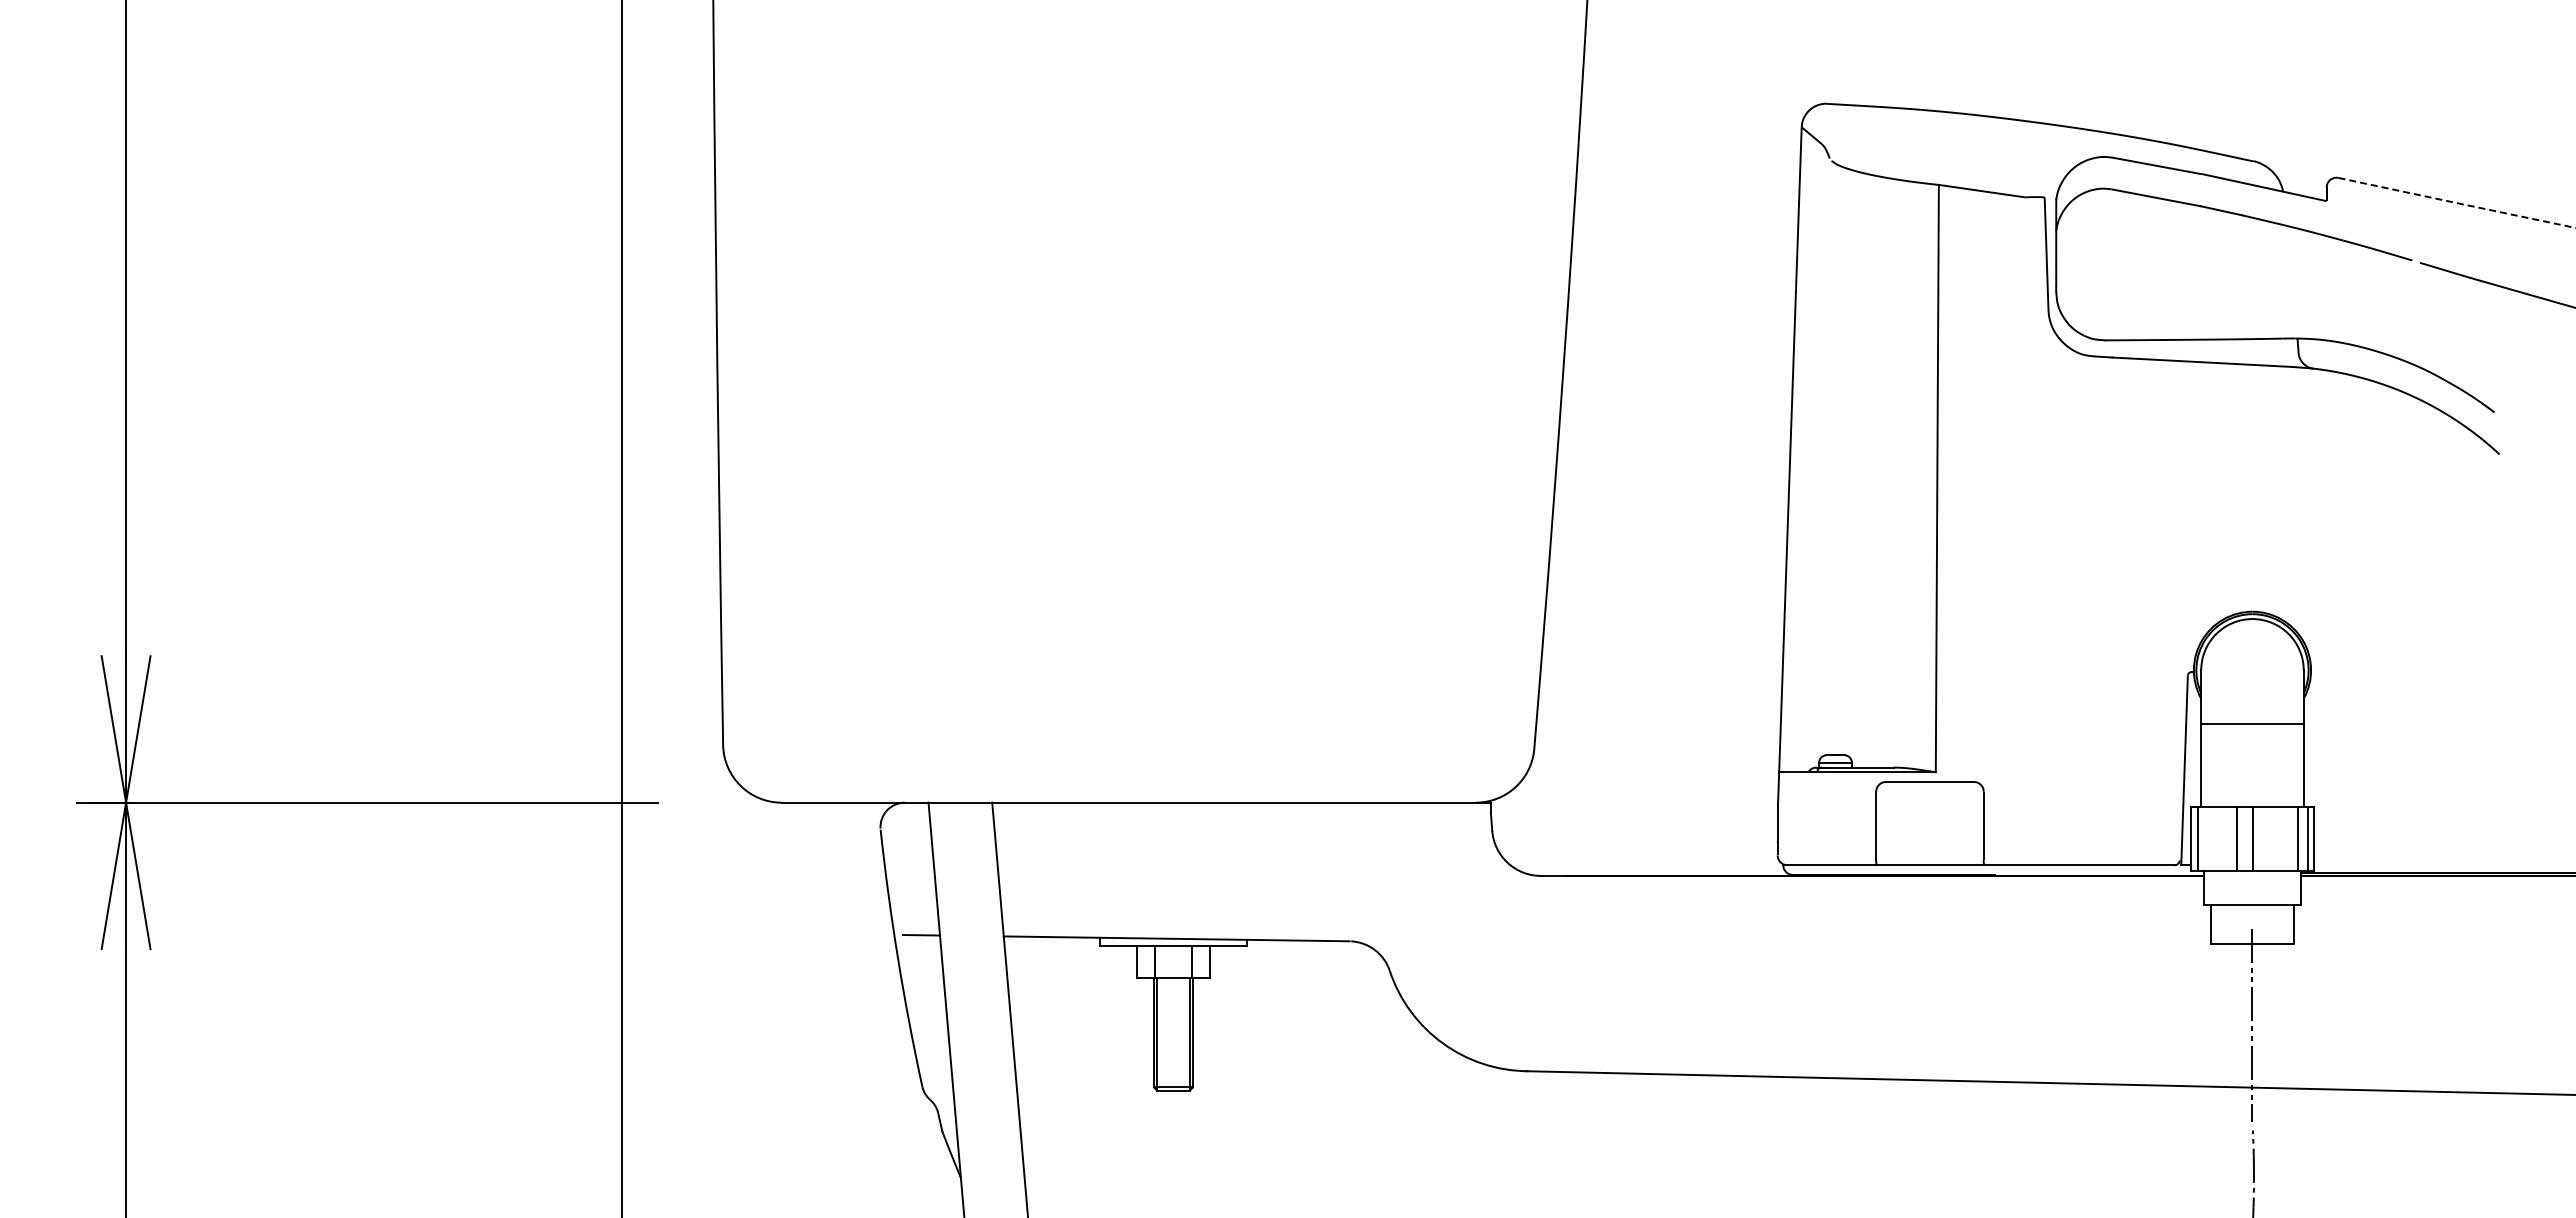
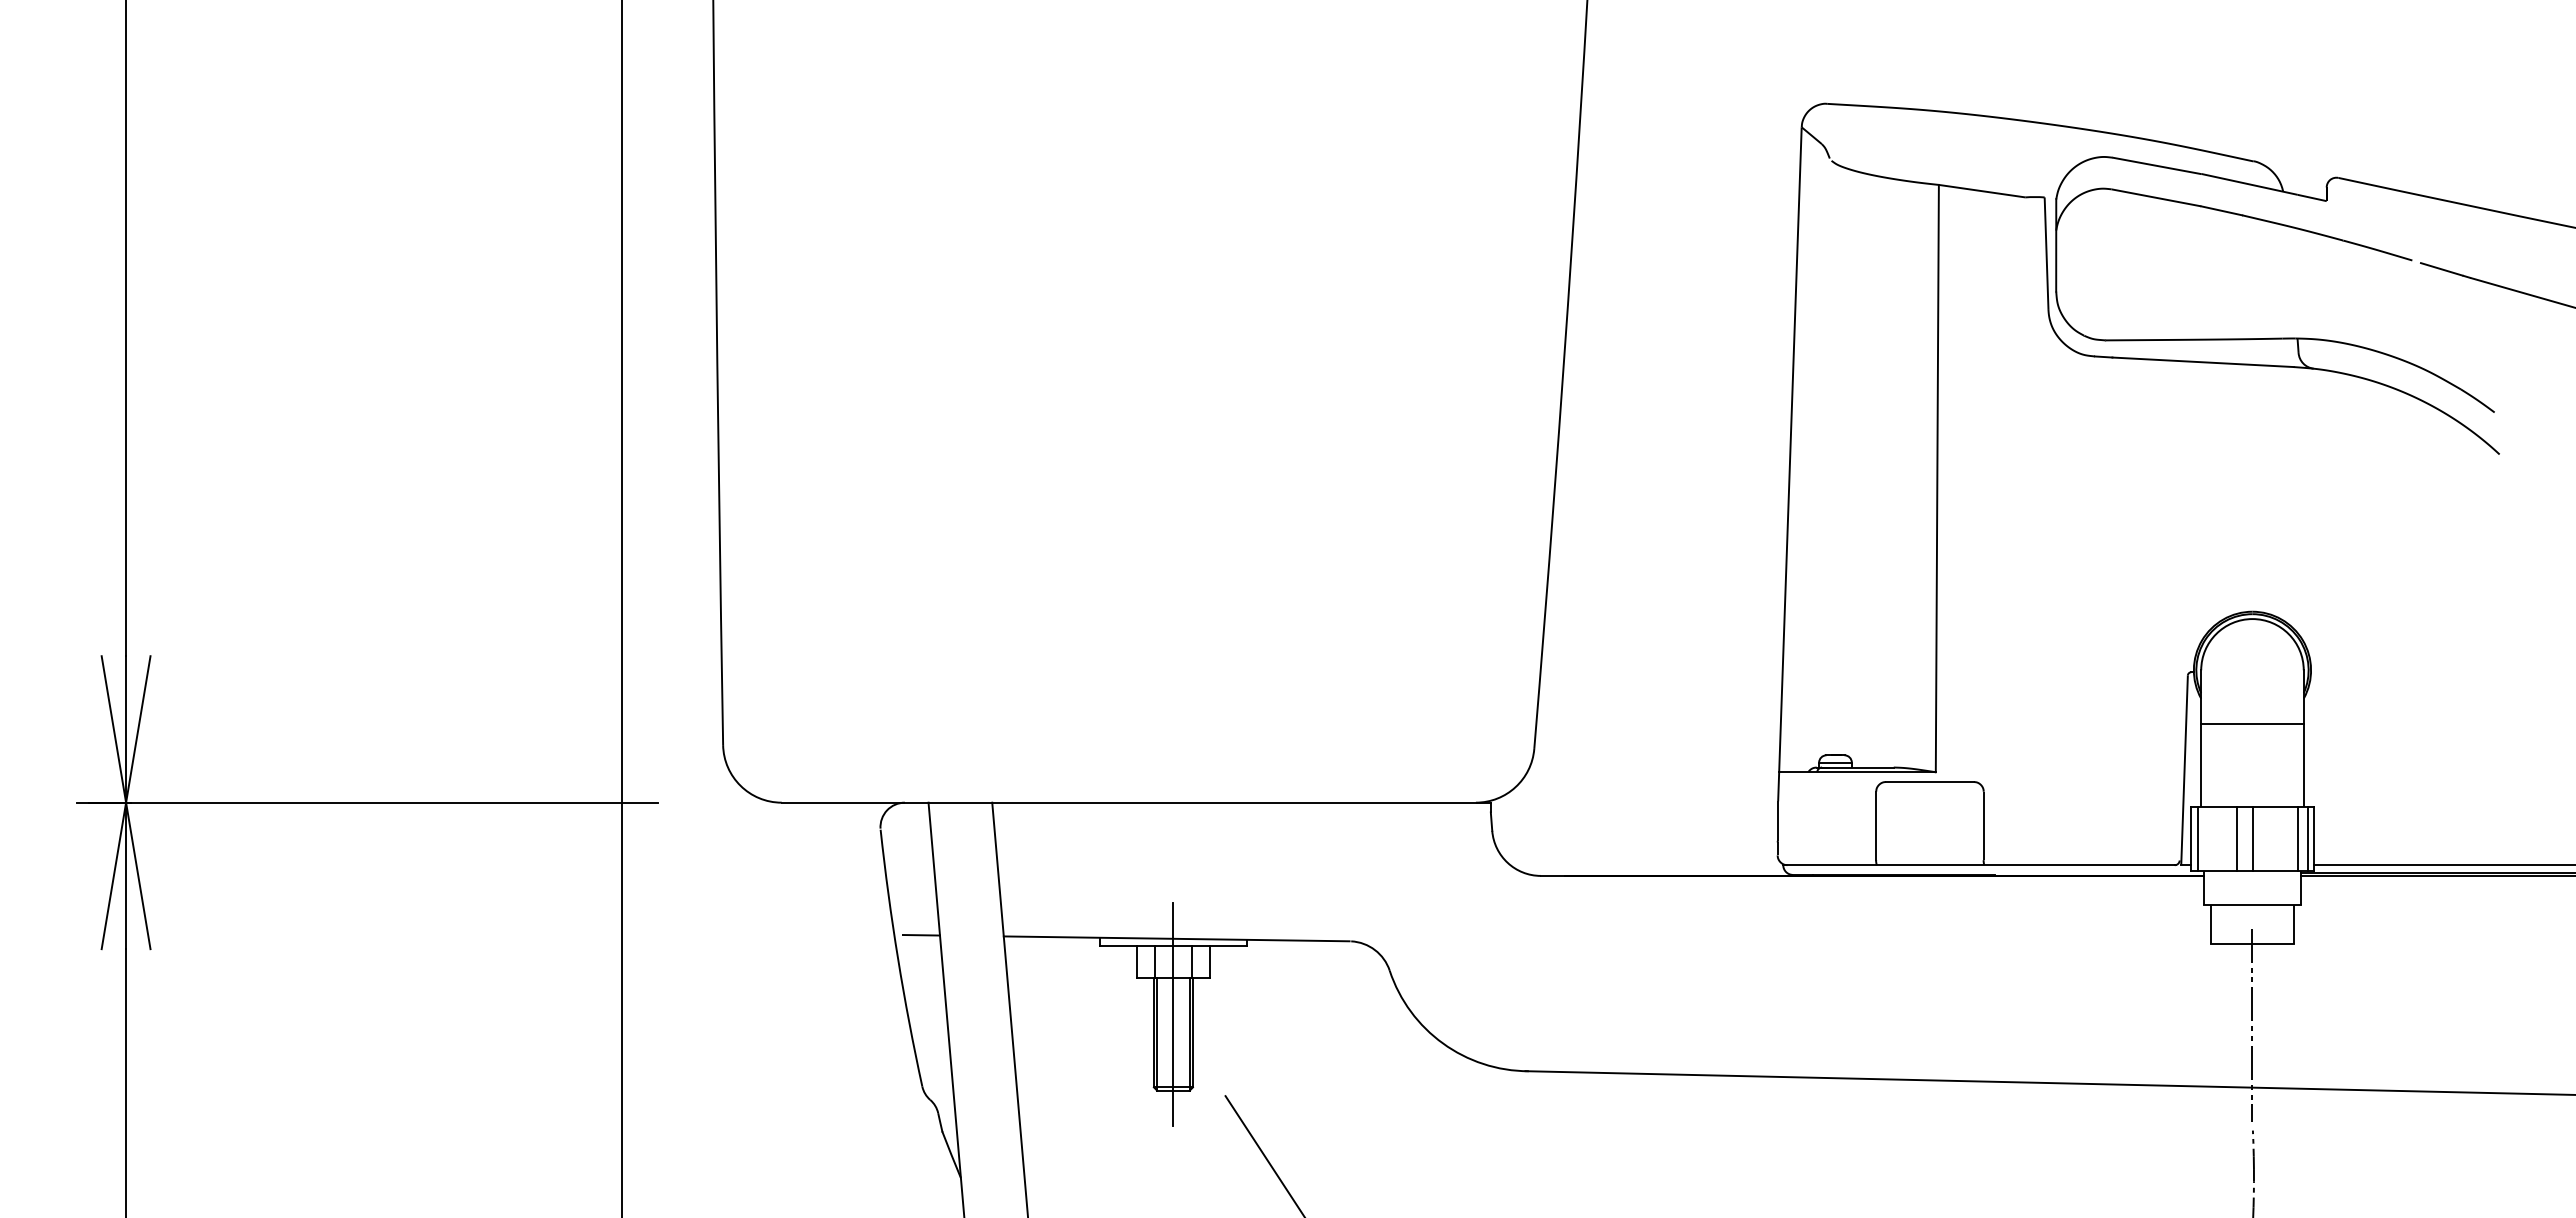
arc: dashed -> solid (2457, 203)
line: none -> present (2442, 865)
line: none -> present (1173, 1014)
line: none -> present (1264, 1155)
